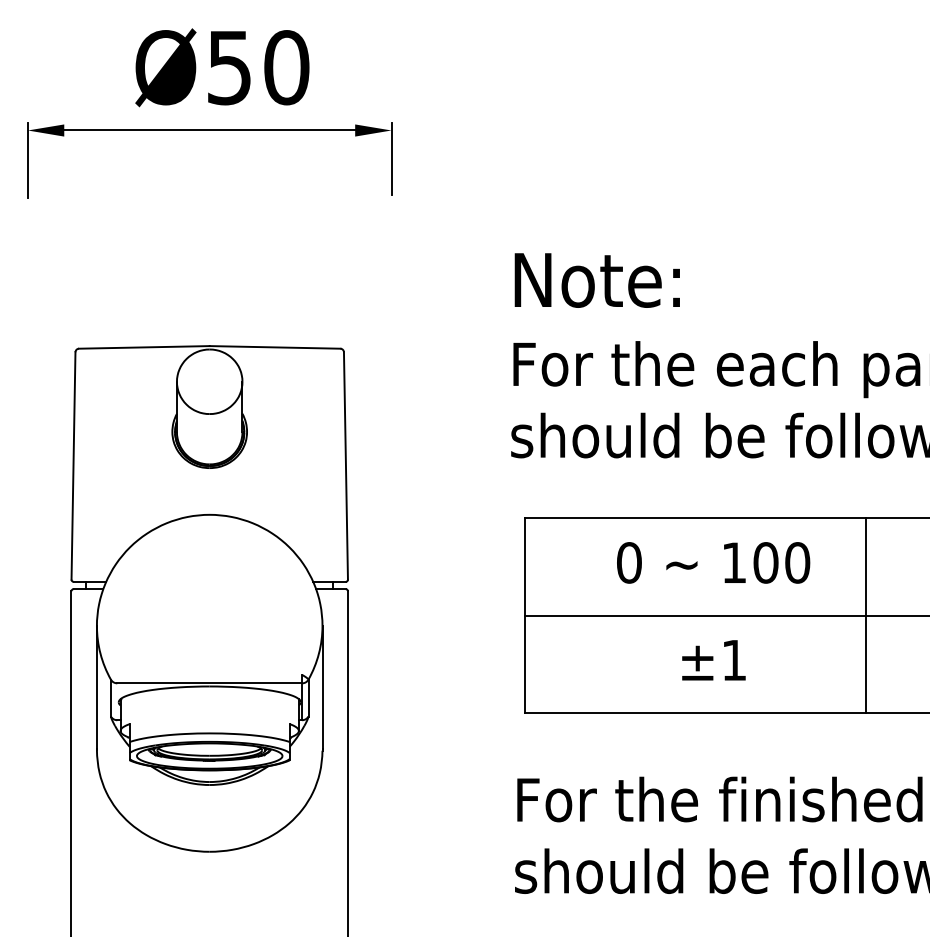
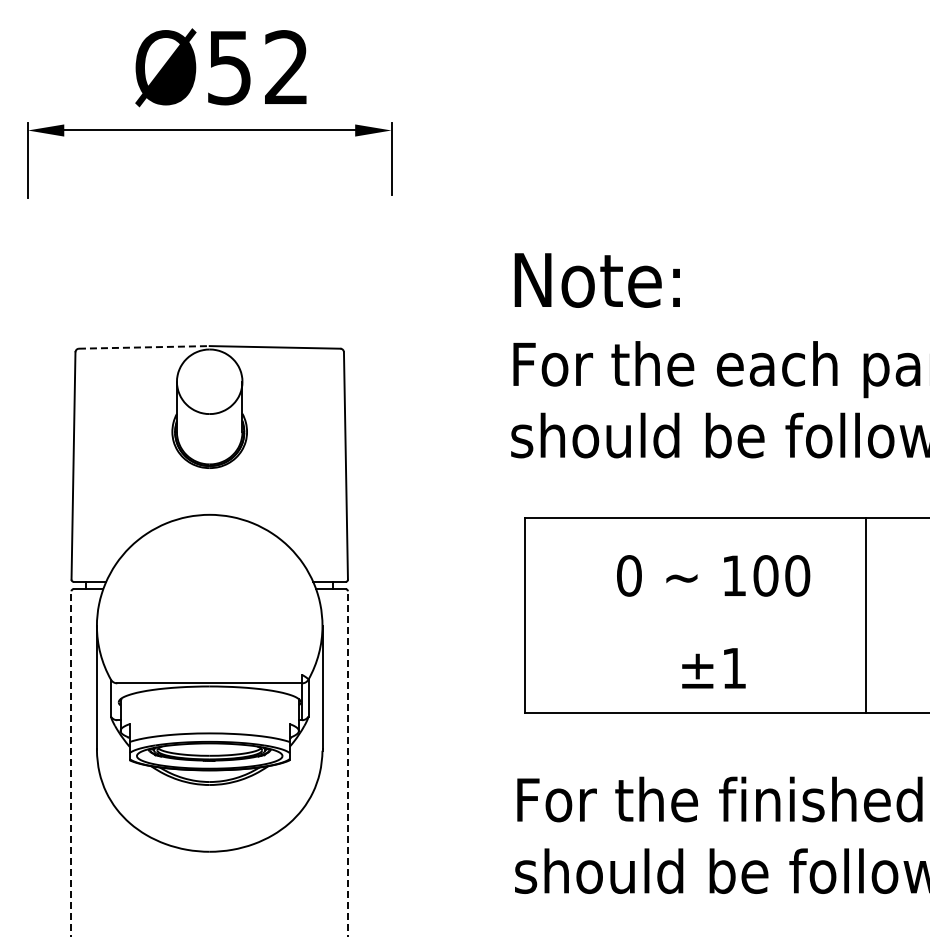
text: Ø50 -> Ø52 (286, 67)
line: solid -> dashed (144, 347)
text position: (713, 562) -> (713, 575) (713, 575)
line: present -> none (725, 615)
text position: (713, 660) -> (713, 668) (713, 668)
line: solid -> dashed (71, 763)
line: solid -> dashed (347, 763)
